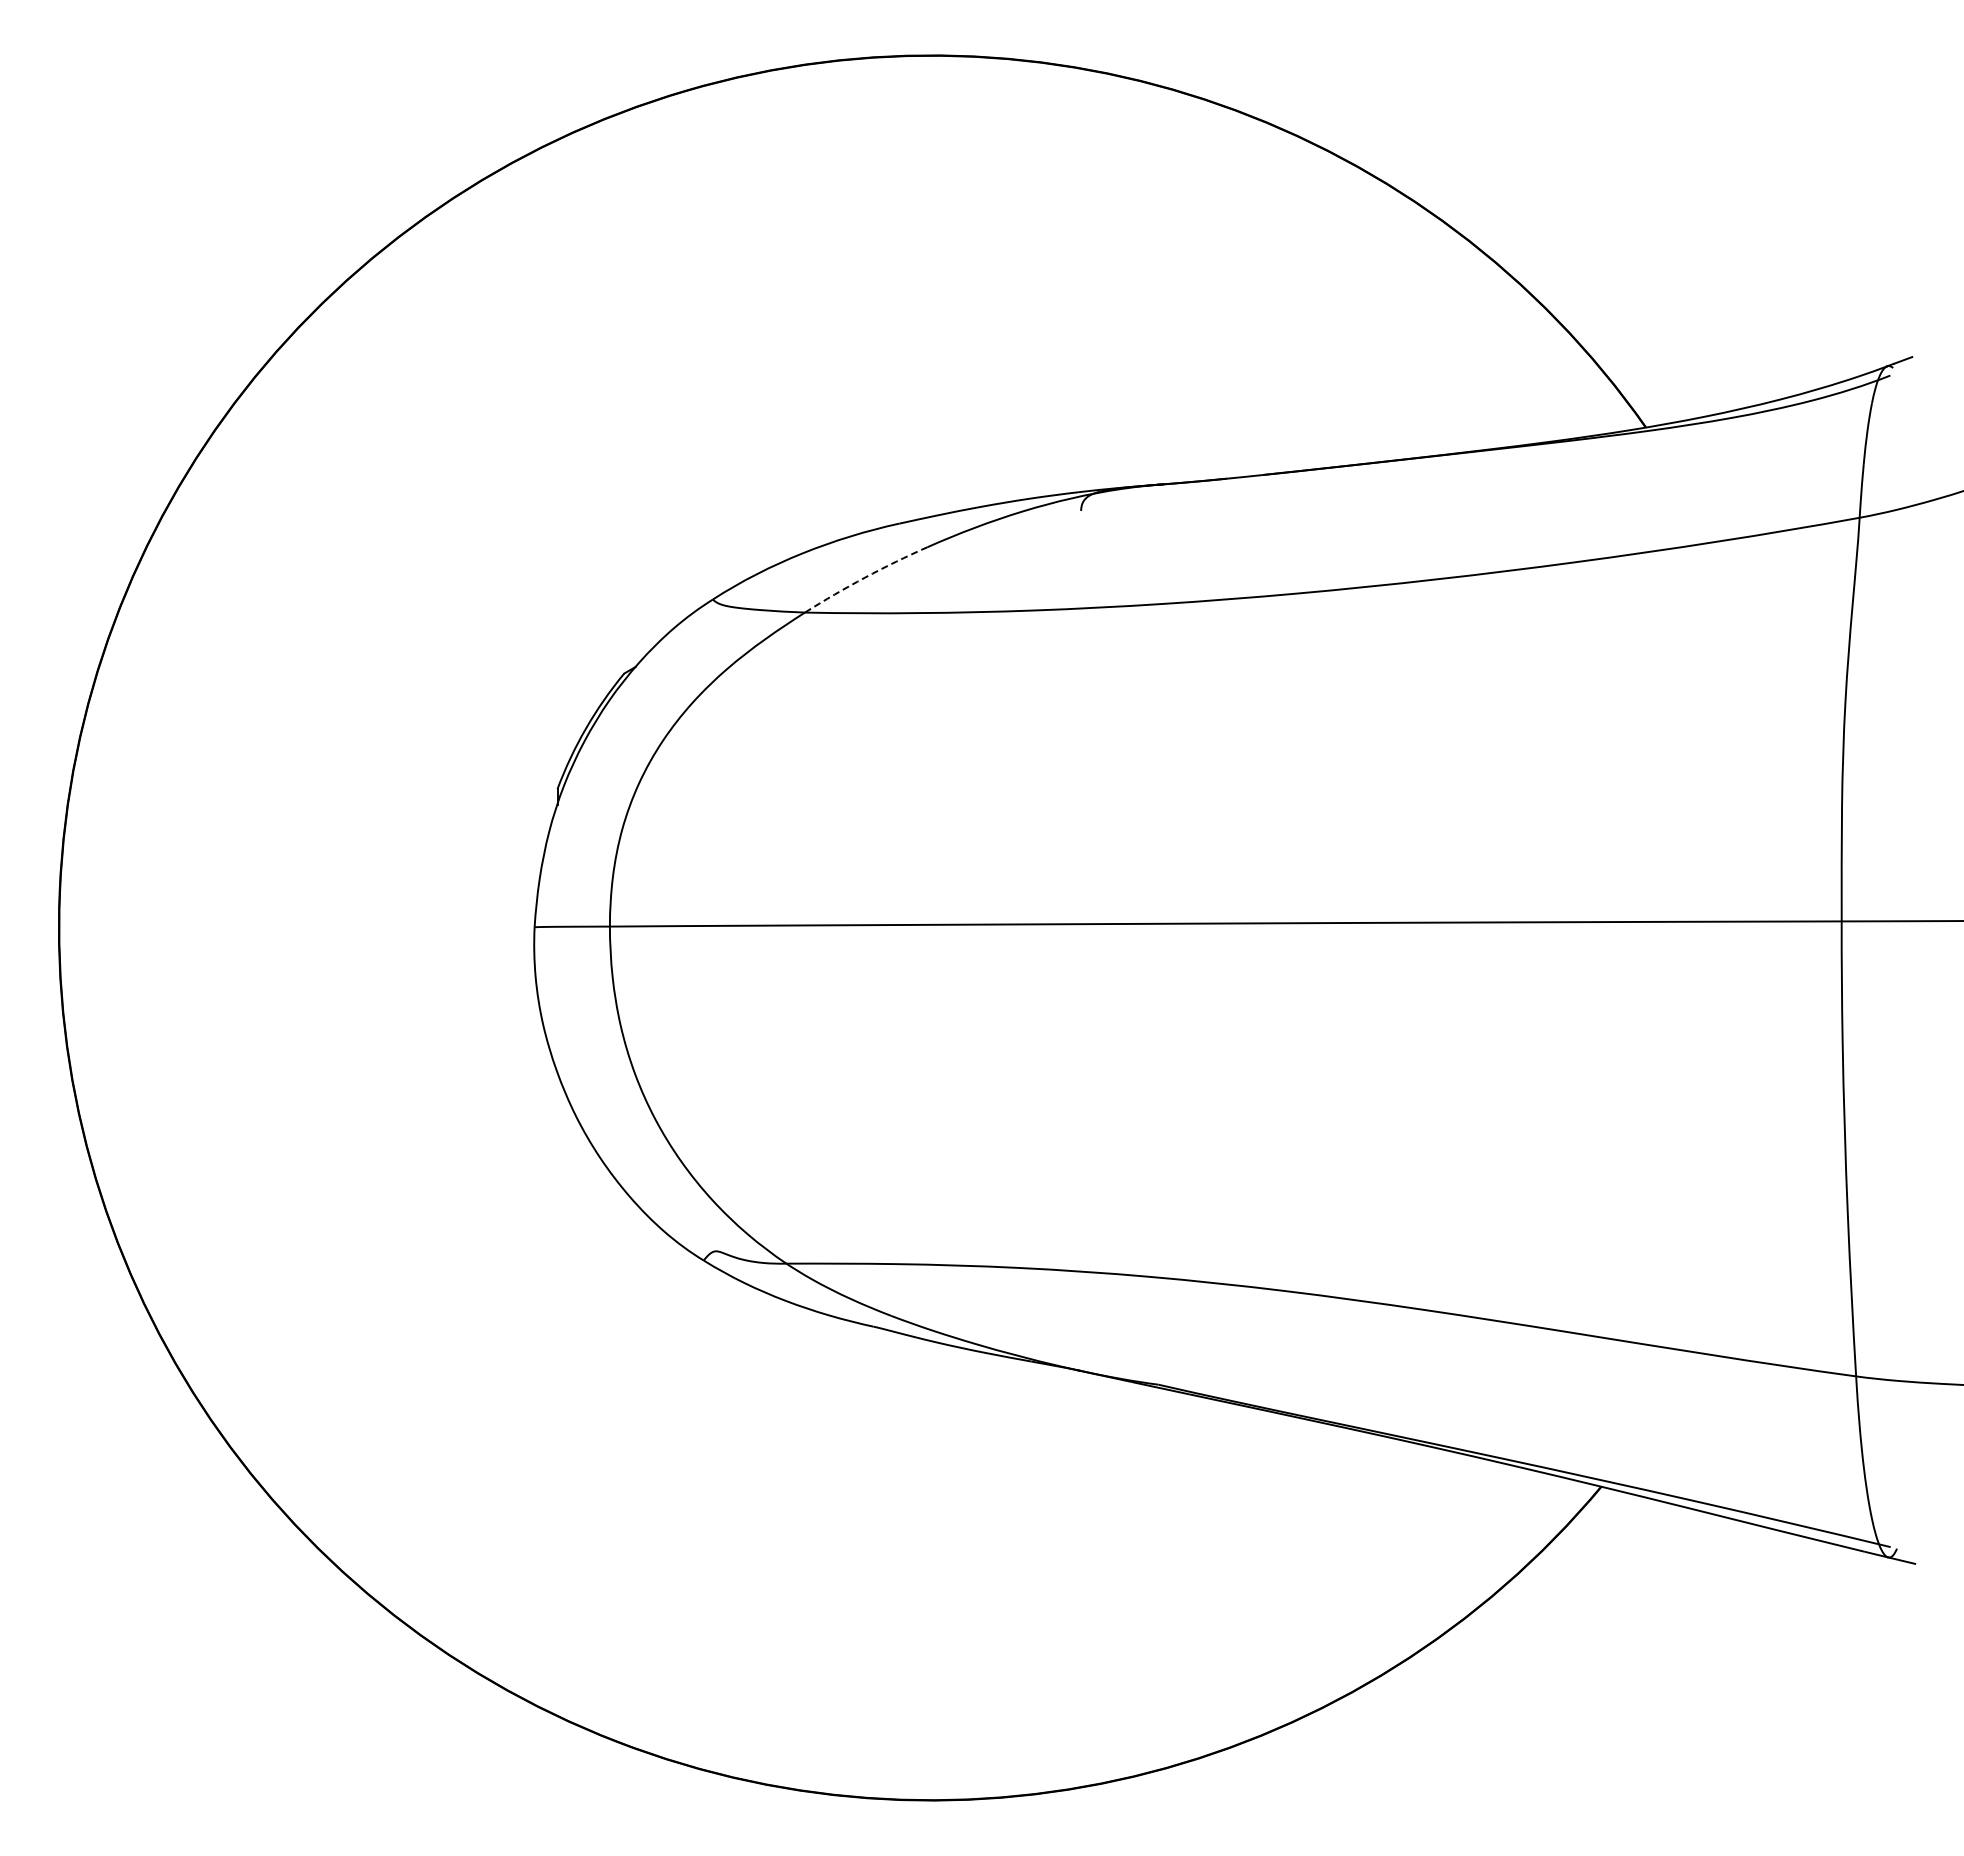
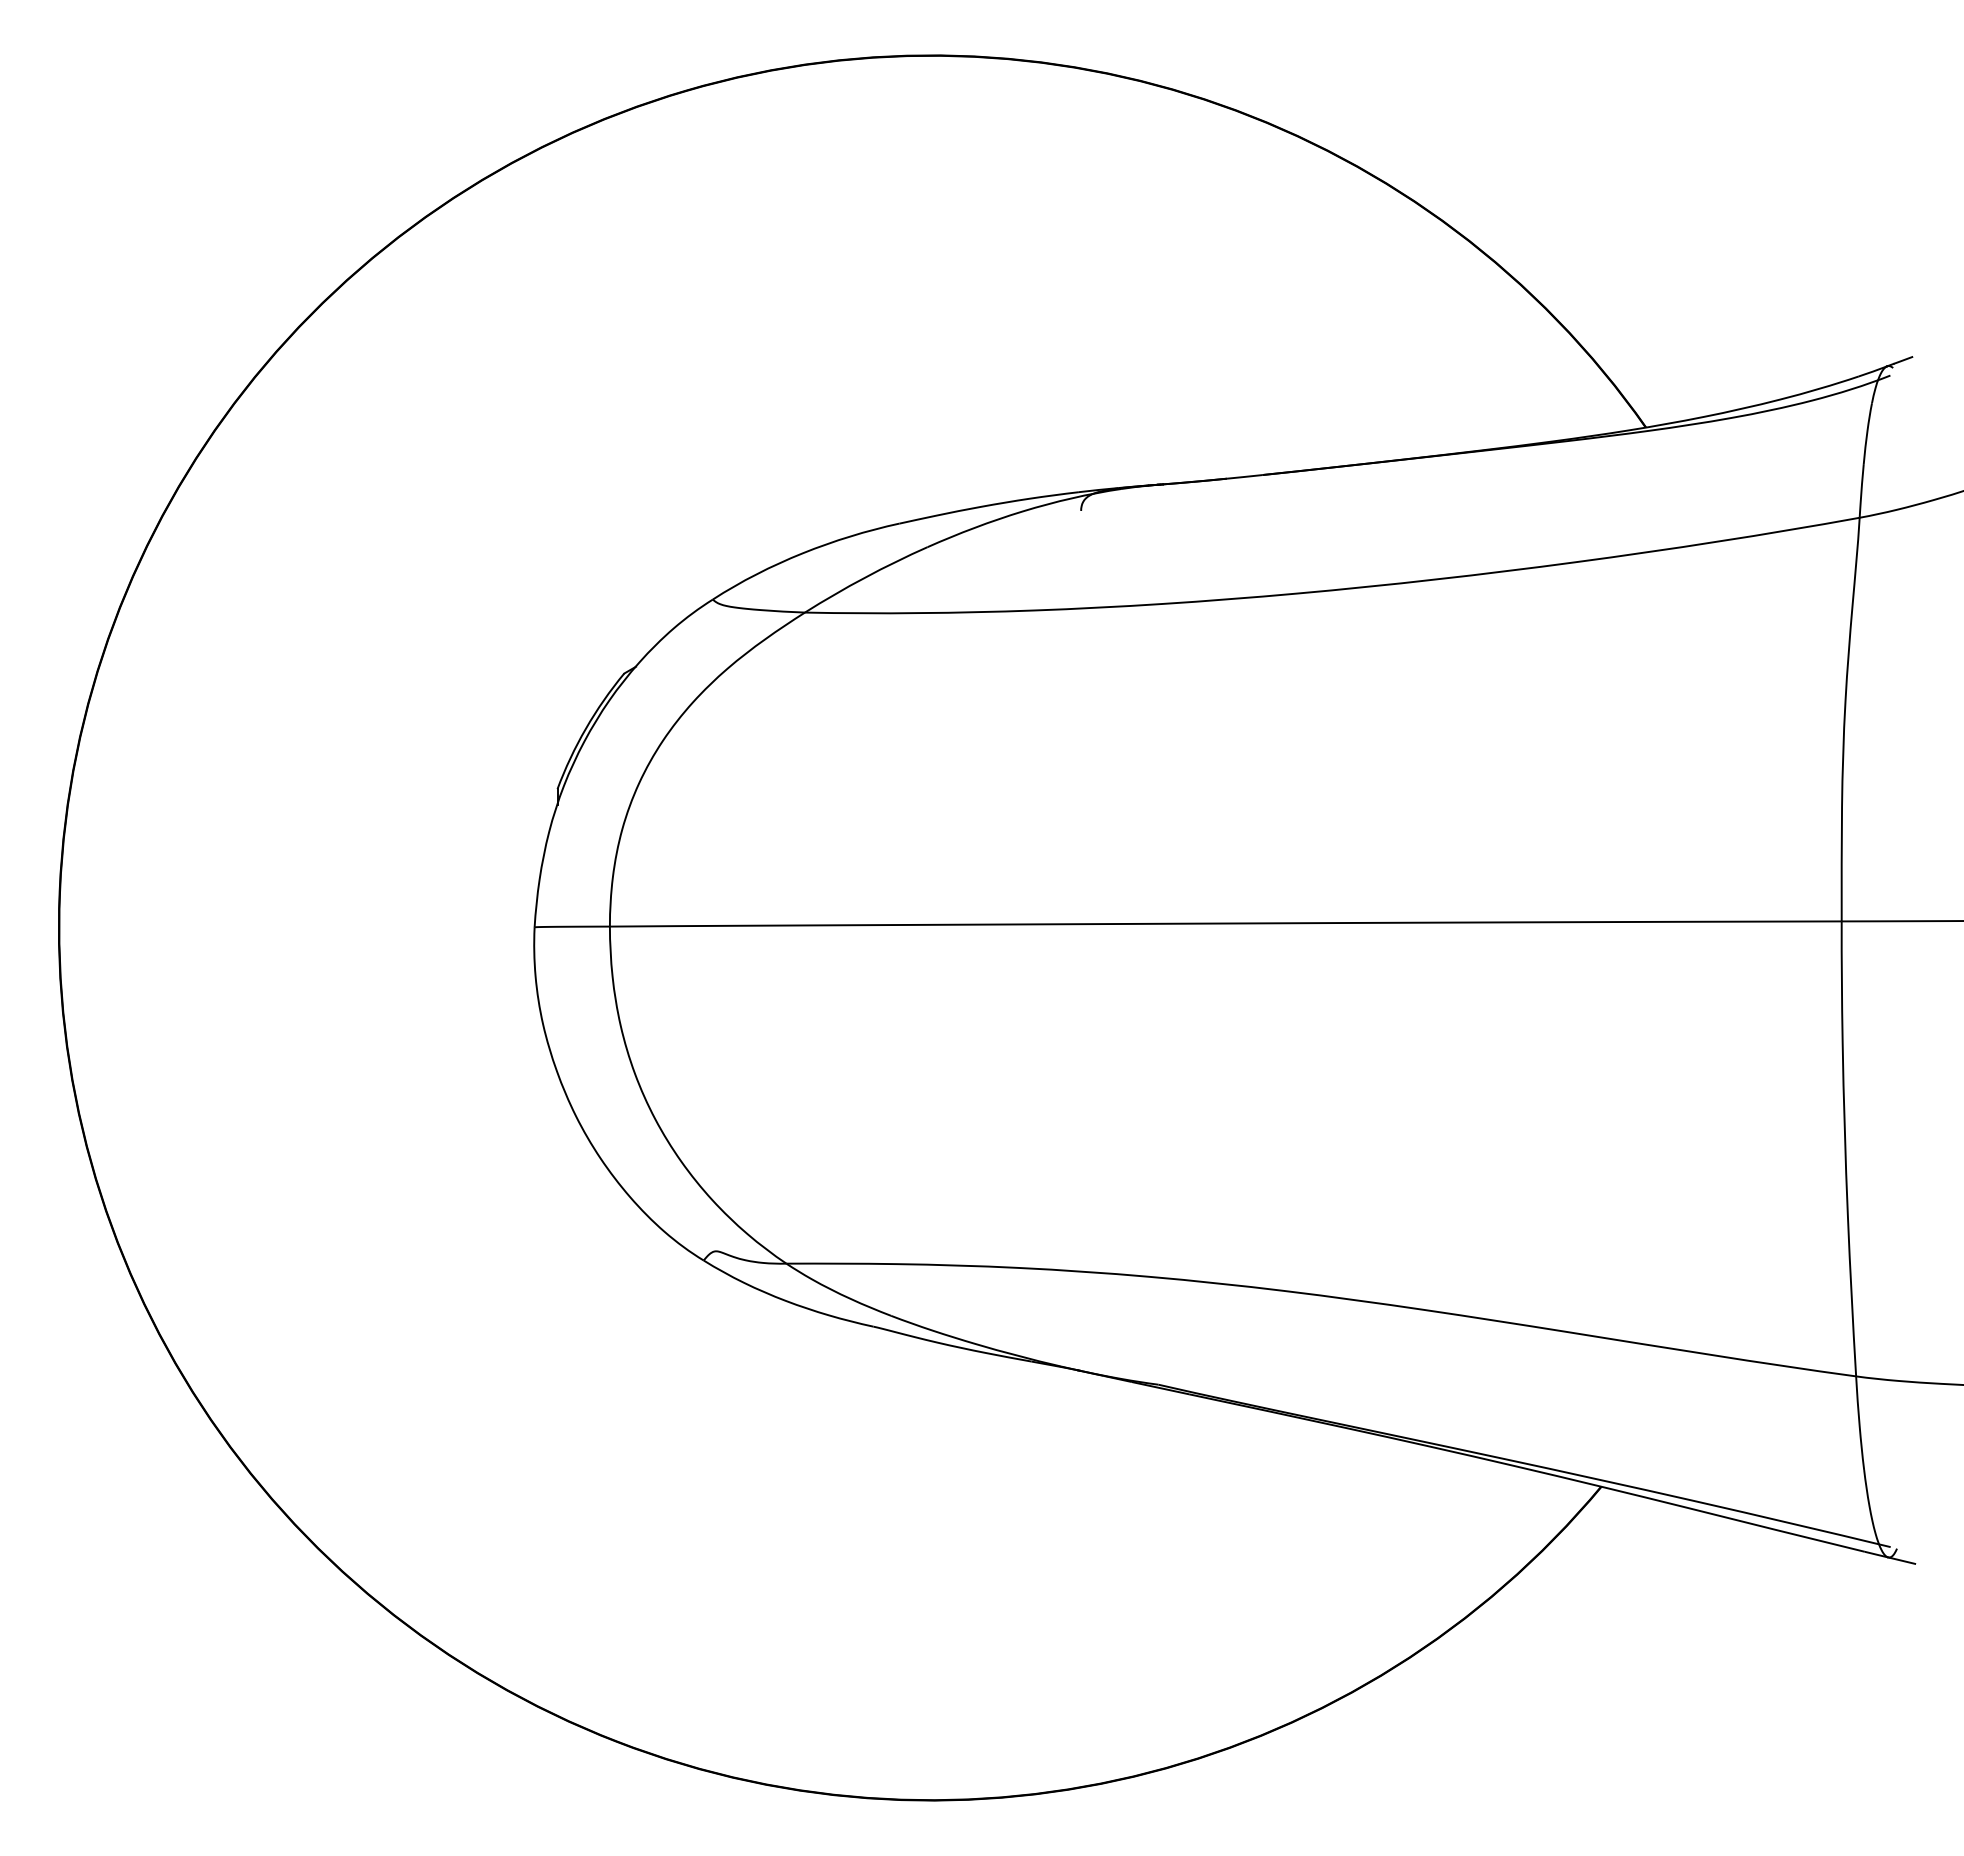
arc: dashed -> solid (865, 577)
